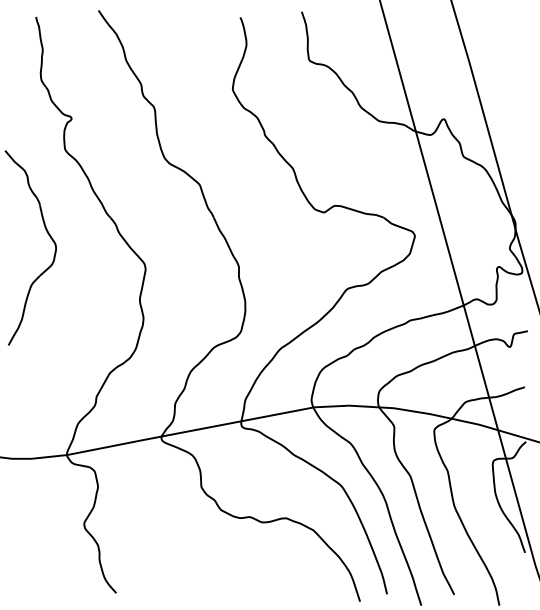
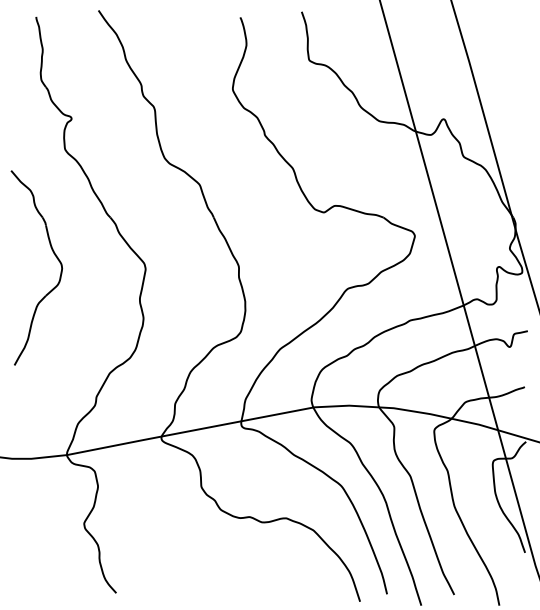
part position: (48, 235) -> (54, 255) (54, 255)
